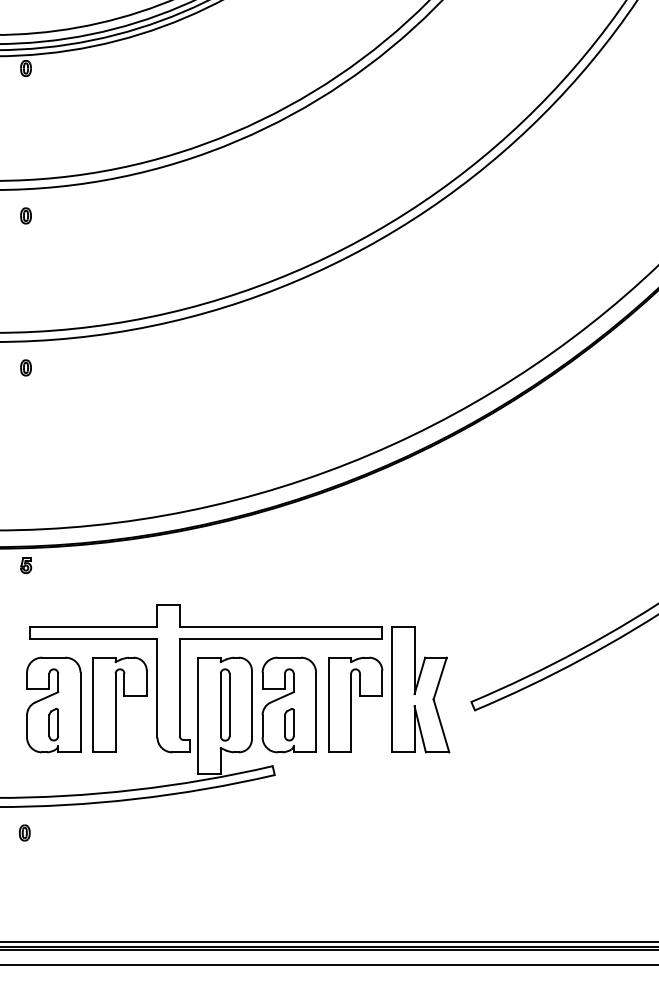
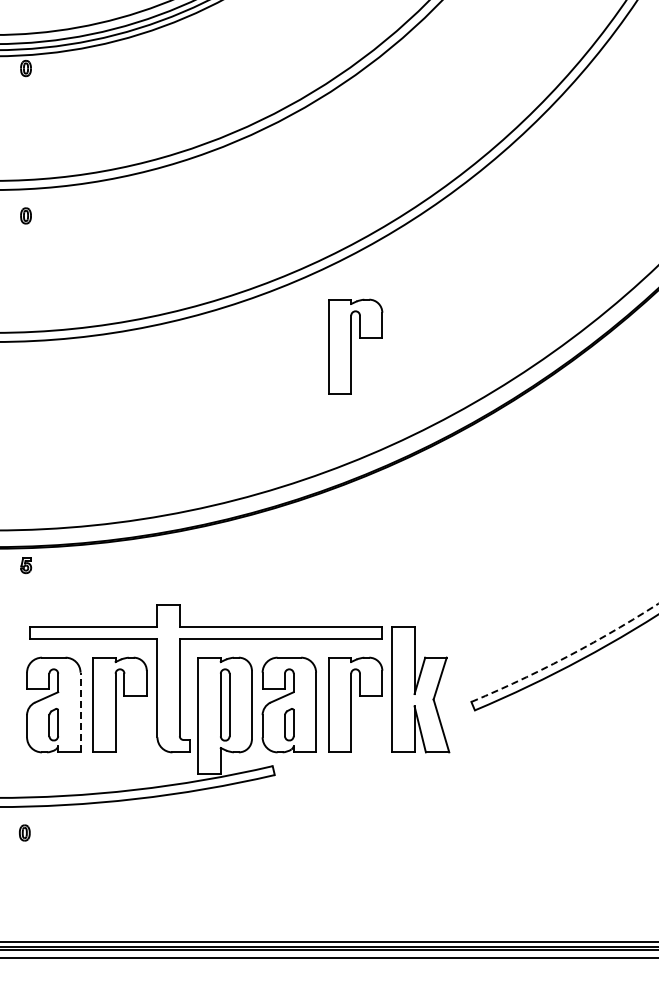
part: none -> present (355, 346)
part: present -> none (25, 367)
arc: solid -> dashed (567, 656)
line: solid -> dashed (80, 712)
line position: (328, 965) -> (328, 958) (328, 958)
